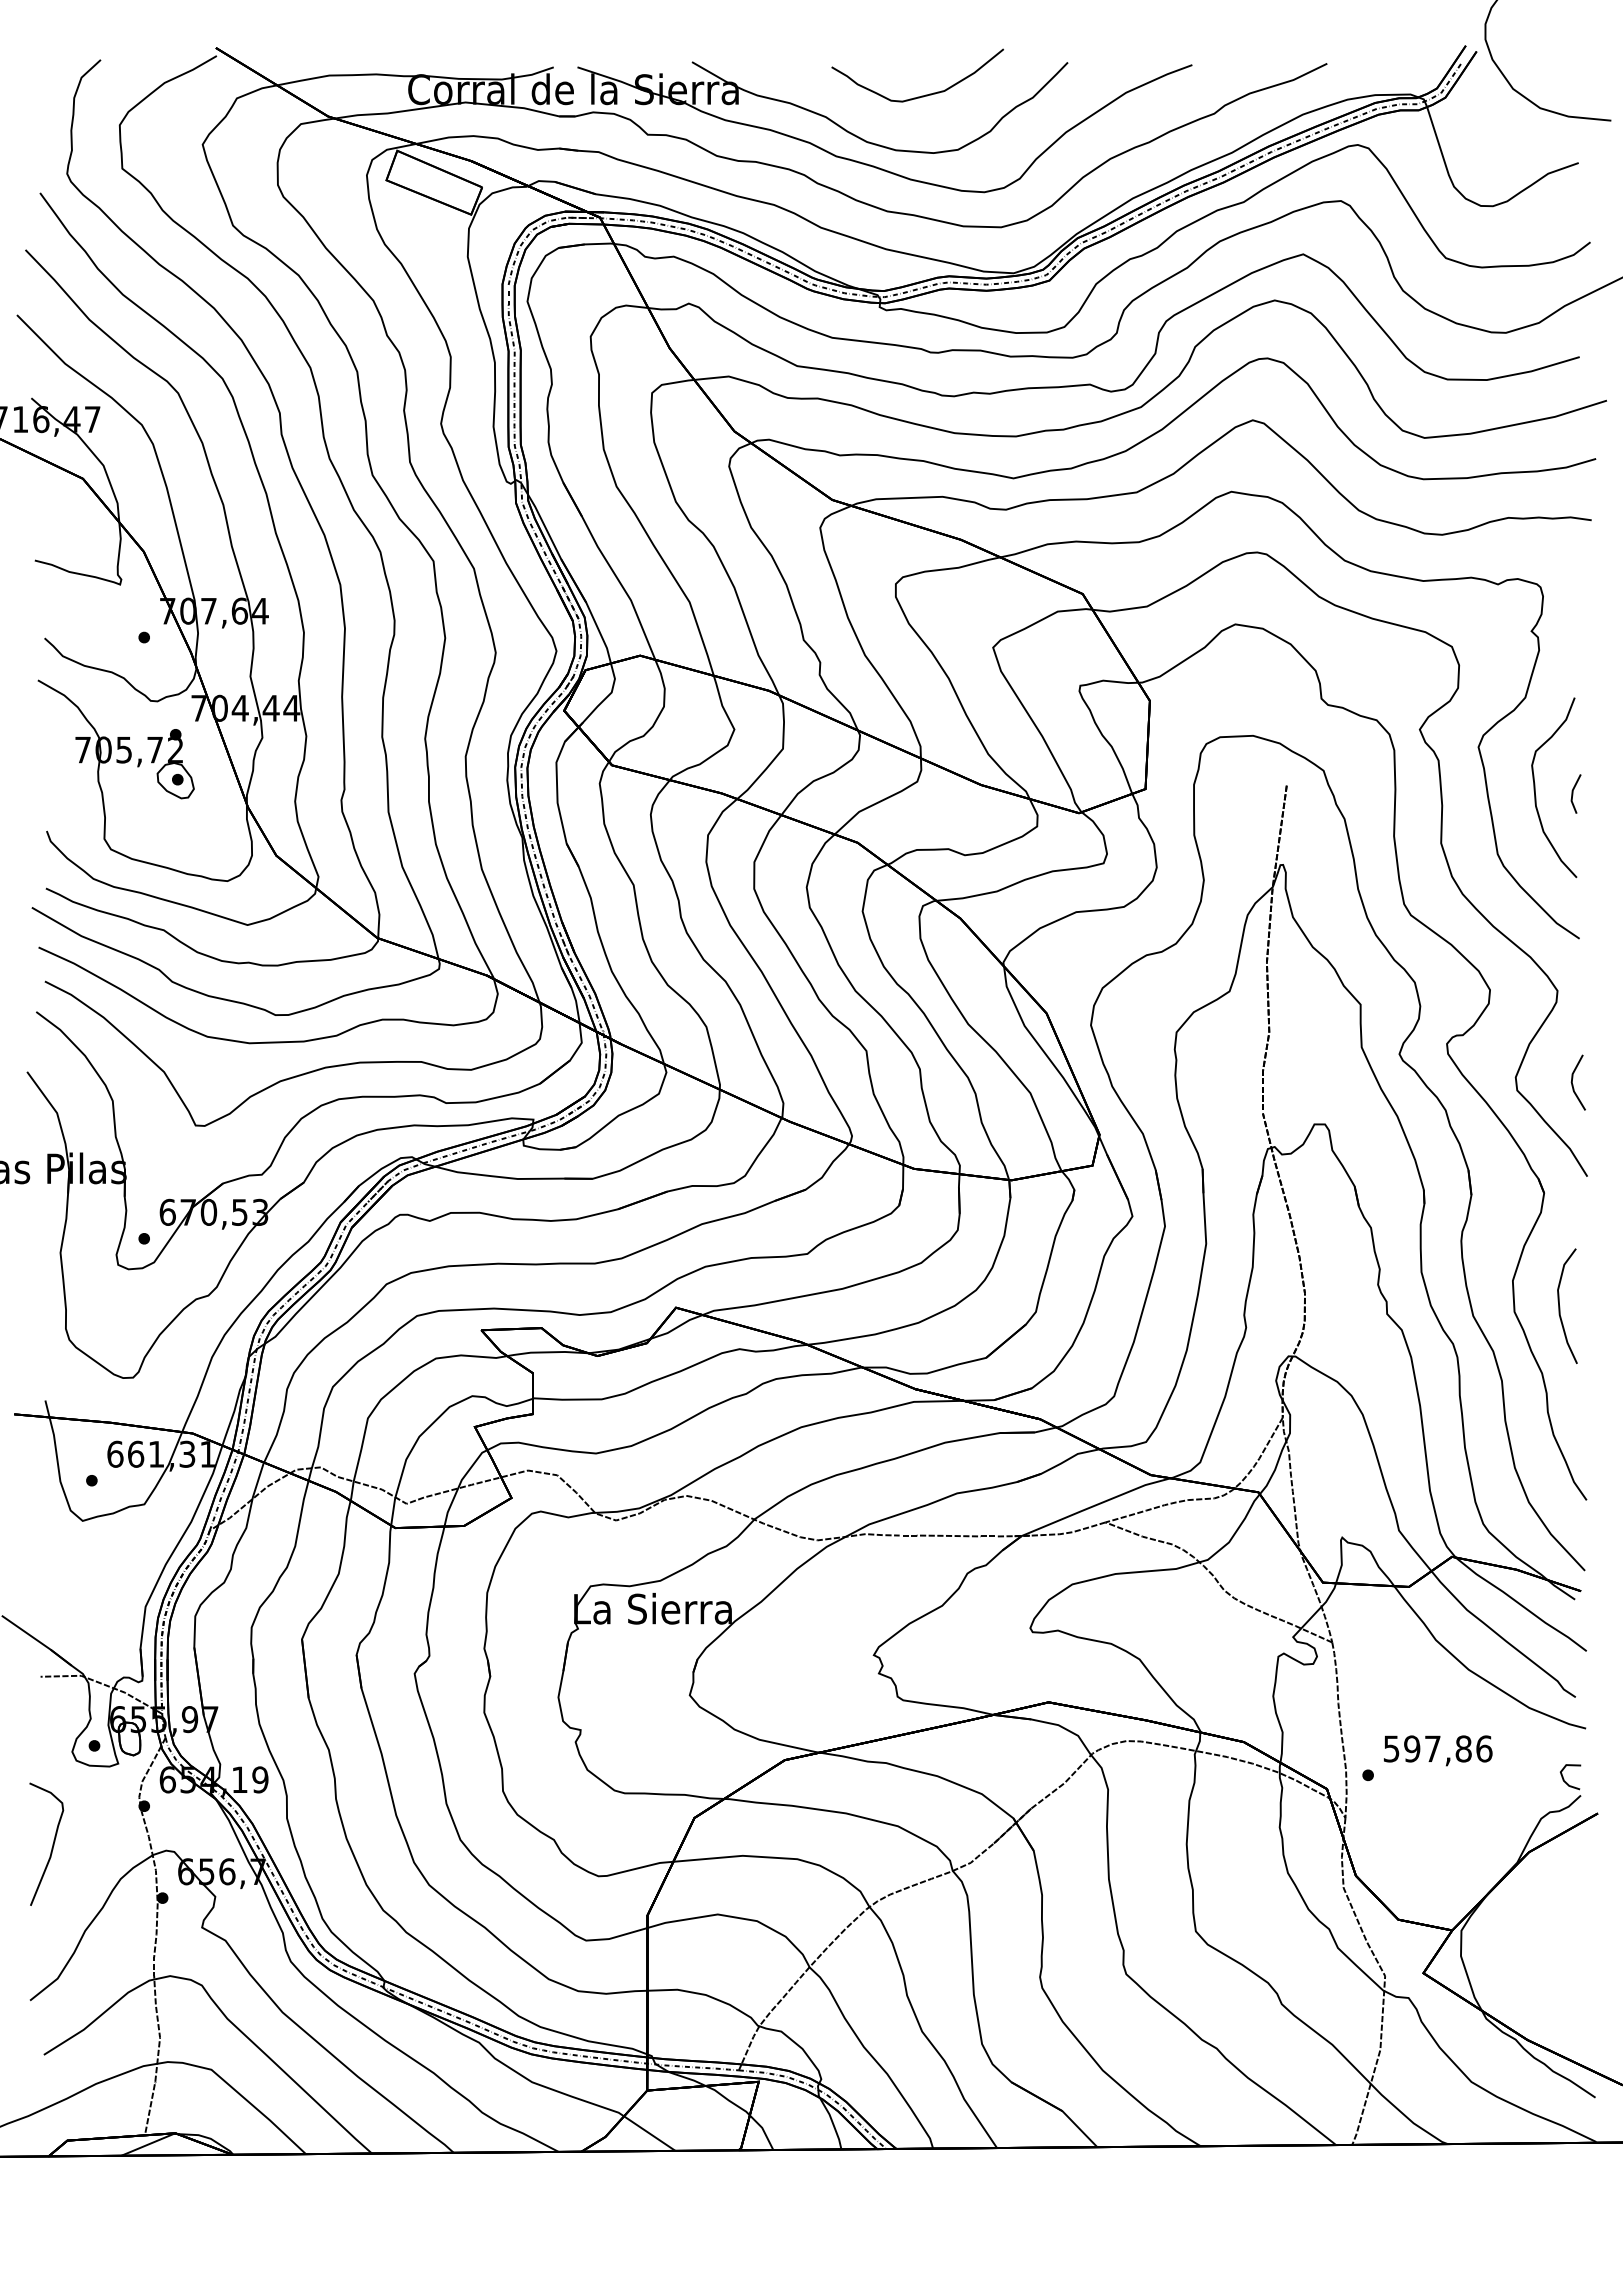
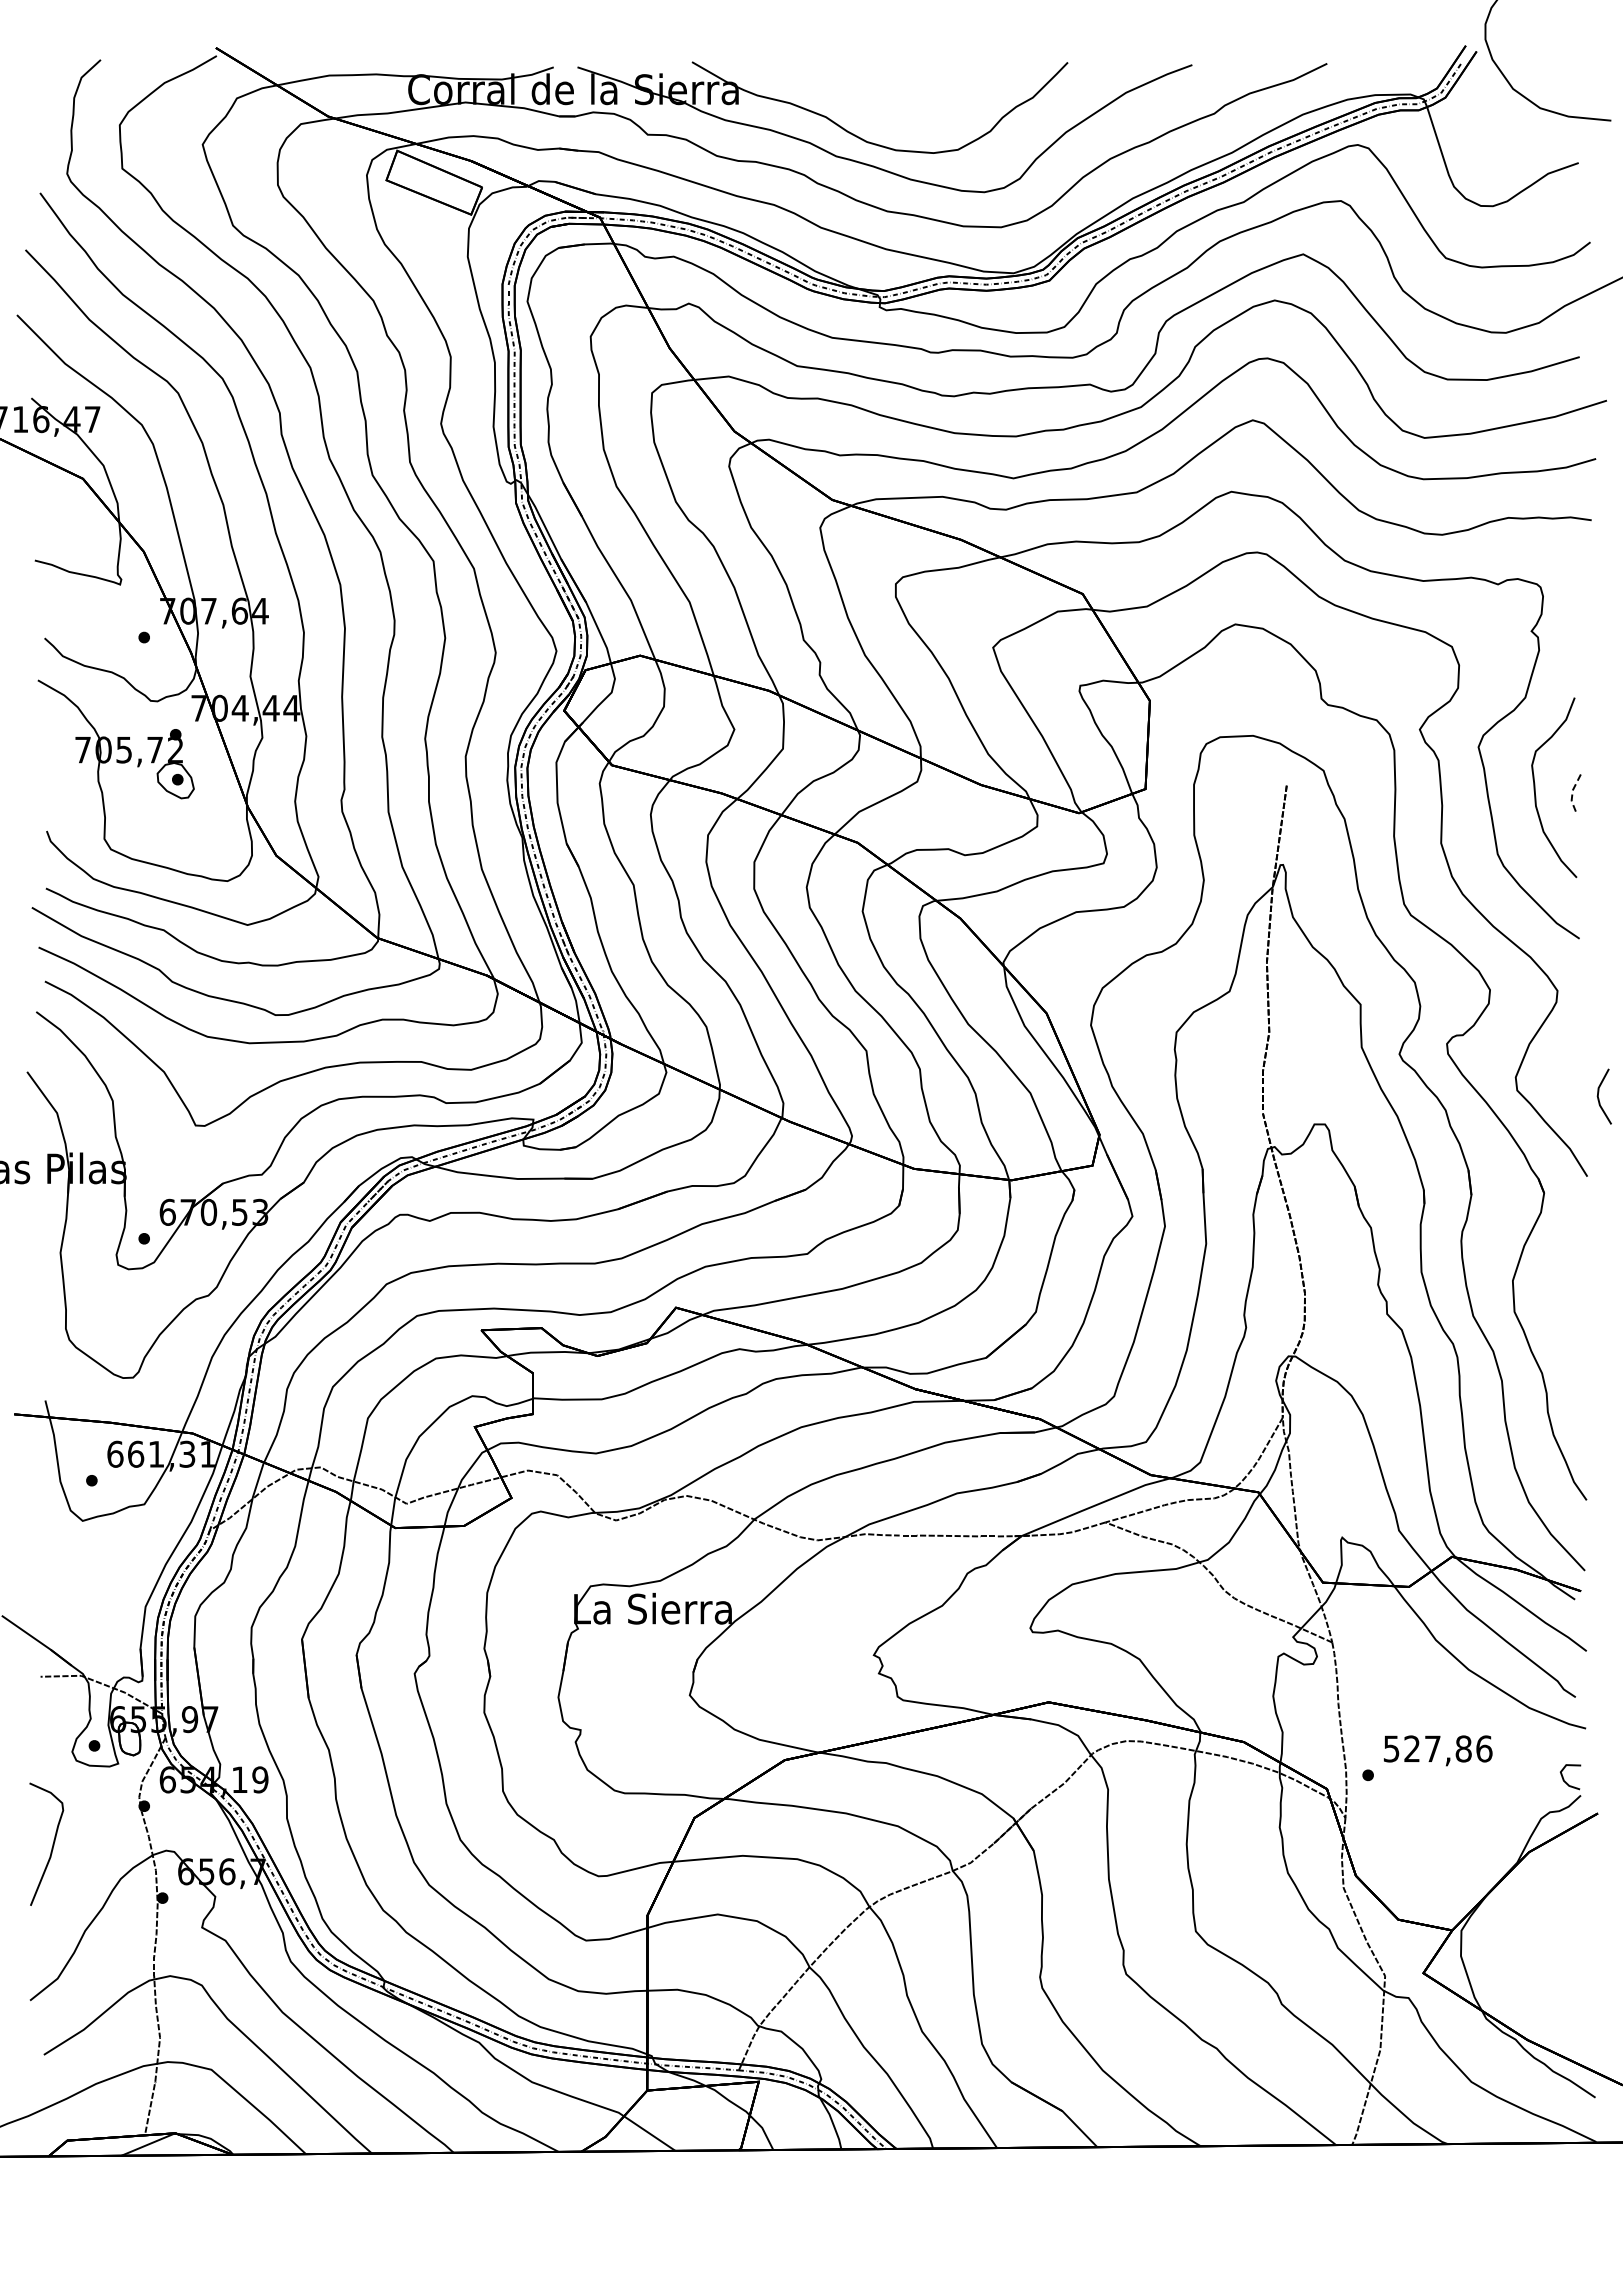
curve: present -> none (921, 95)
line: solid -> dashed (1572, 794)
line position: (1573, 1084) -> (1599, 1098) (1599, 1098)
curve: present -> none (1560, 1306)
text: 597,86 -> 527,86 (1412, 1748)
